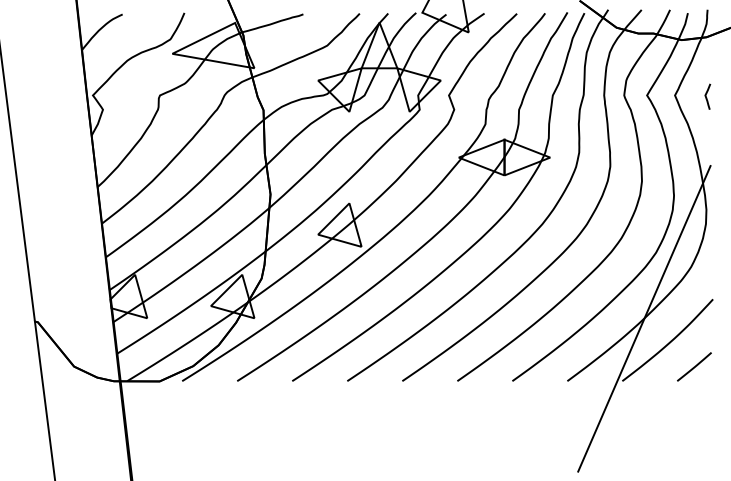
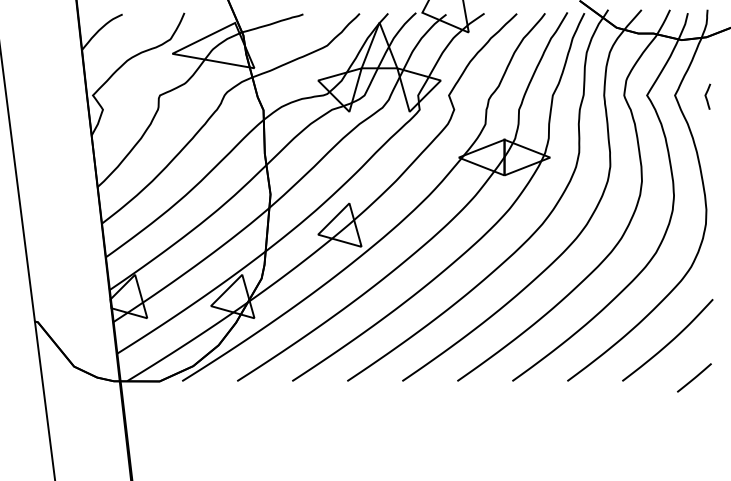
line: present -> none (644, 318)
line position: (694, 366) -> (694, 377) (694, 377)
